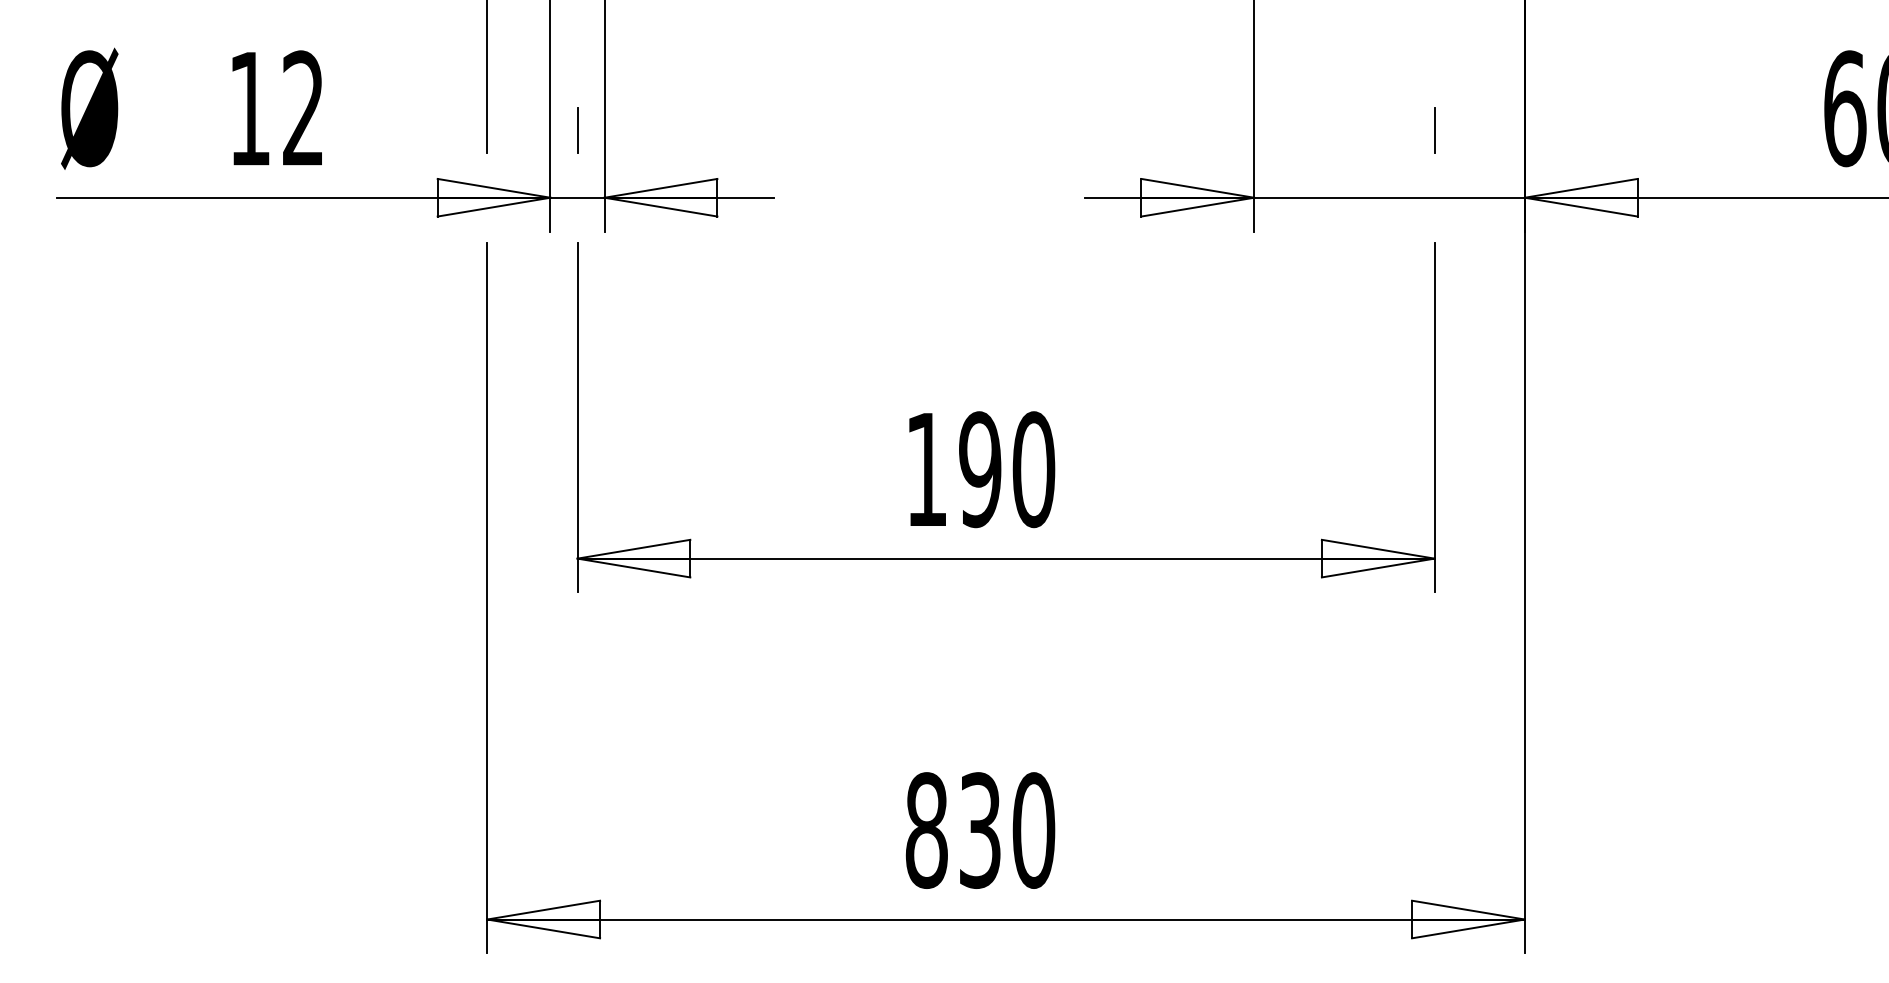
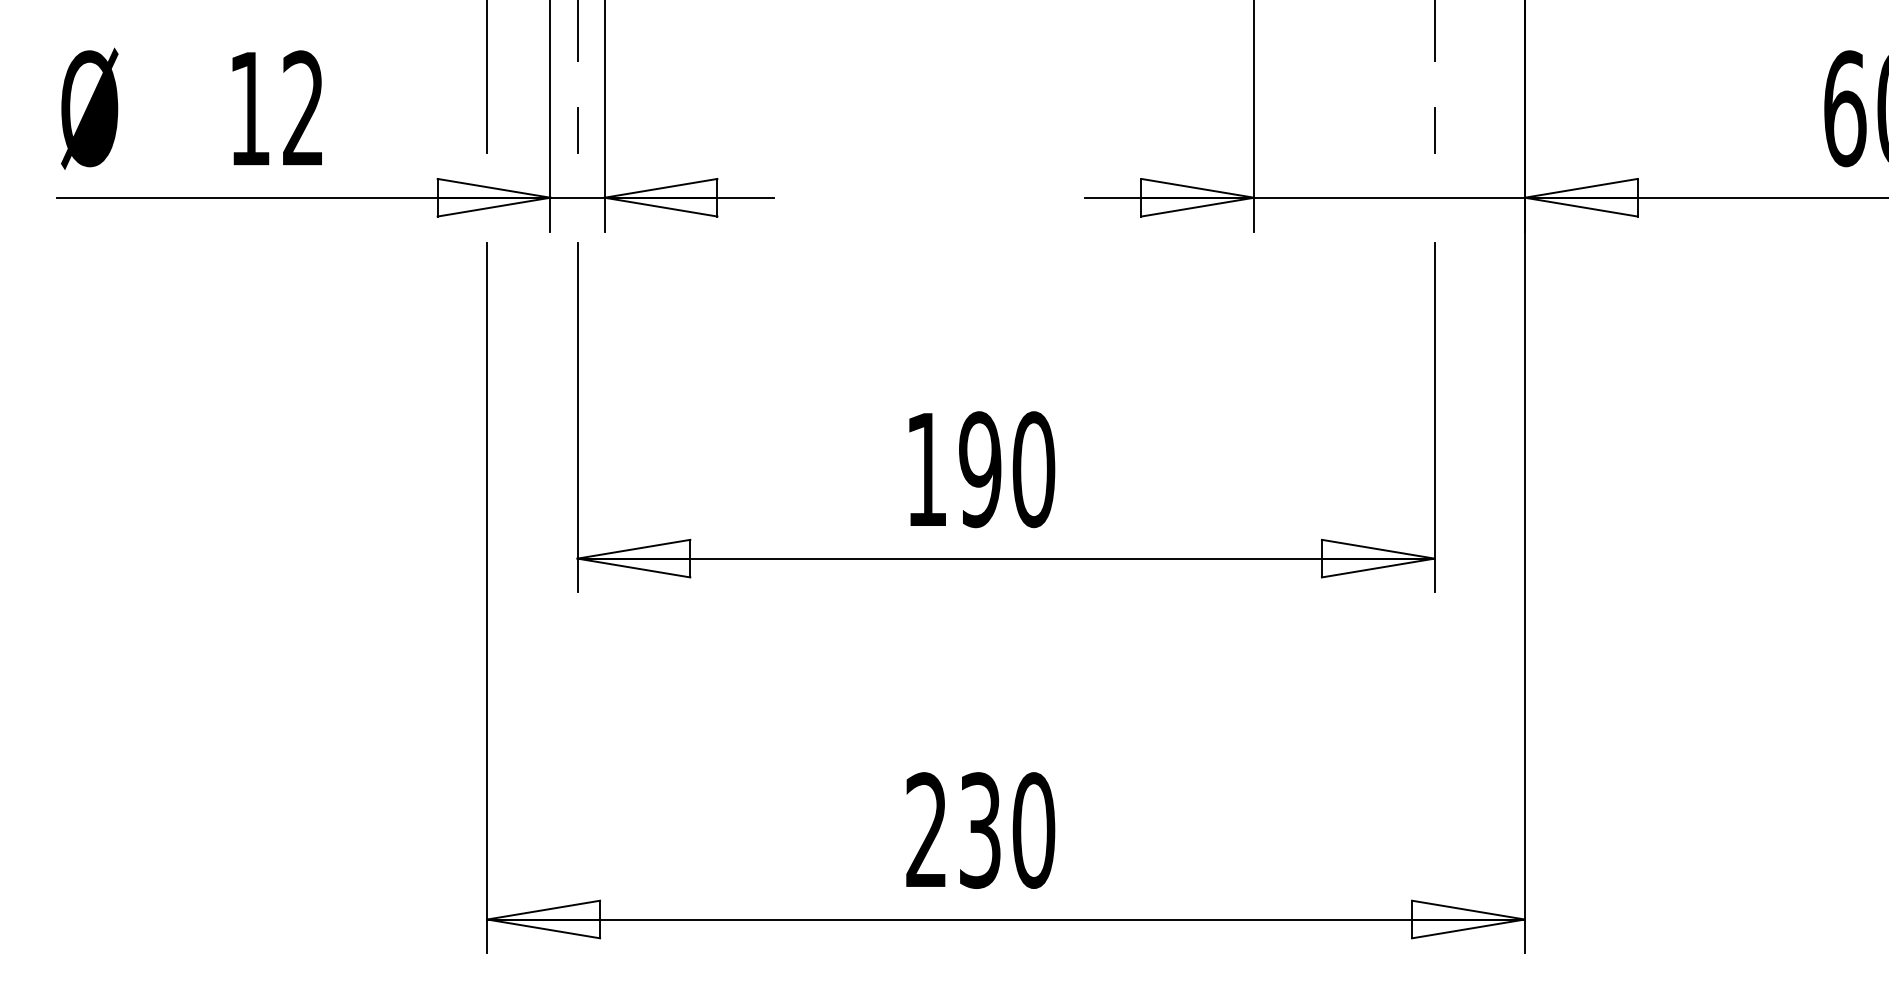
line: none -> present (577, 32)
line: none -> present (1434, 32)
text: 830 -> 230 (926, 830)
